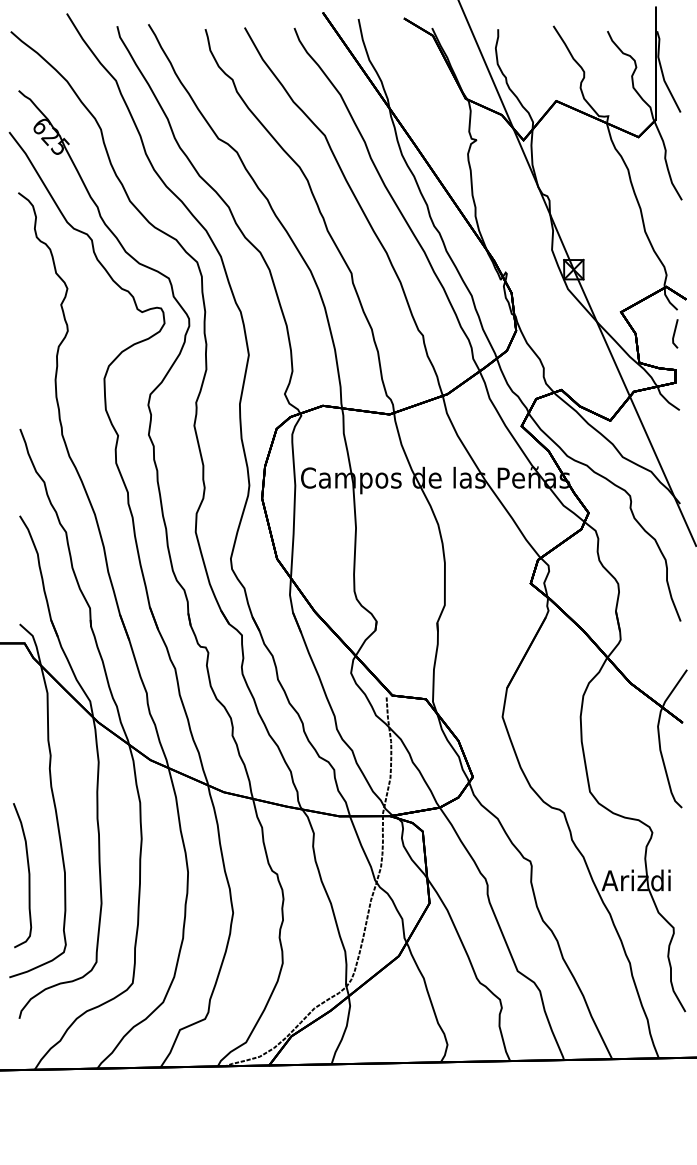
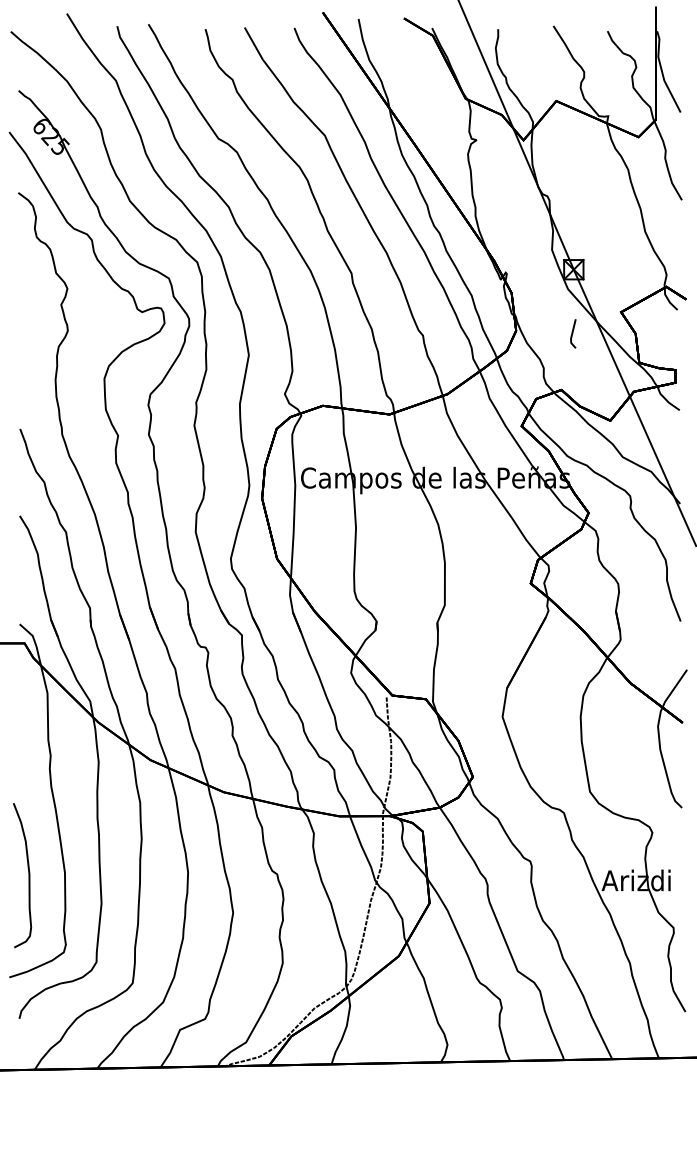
line position: (675, 333) -> (573, 333) (573, 333)
